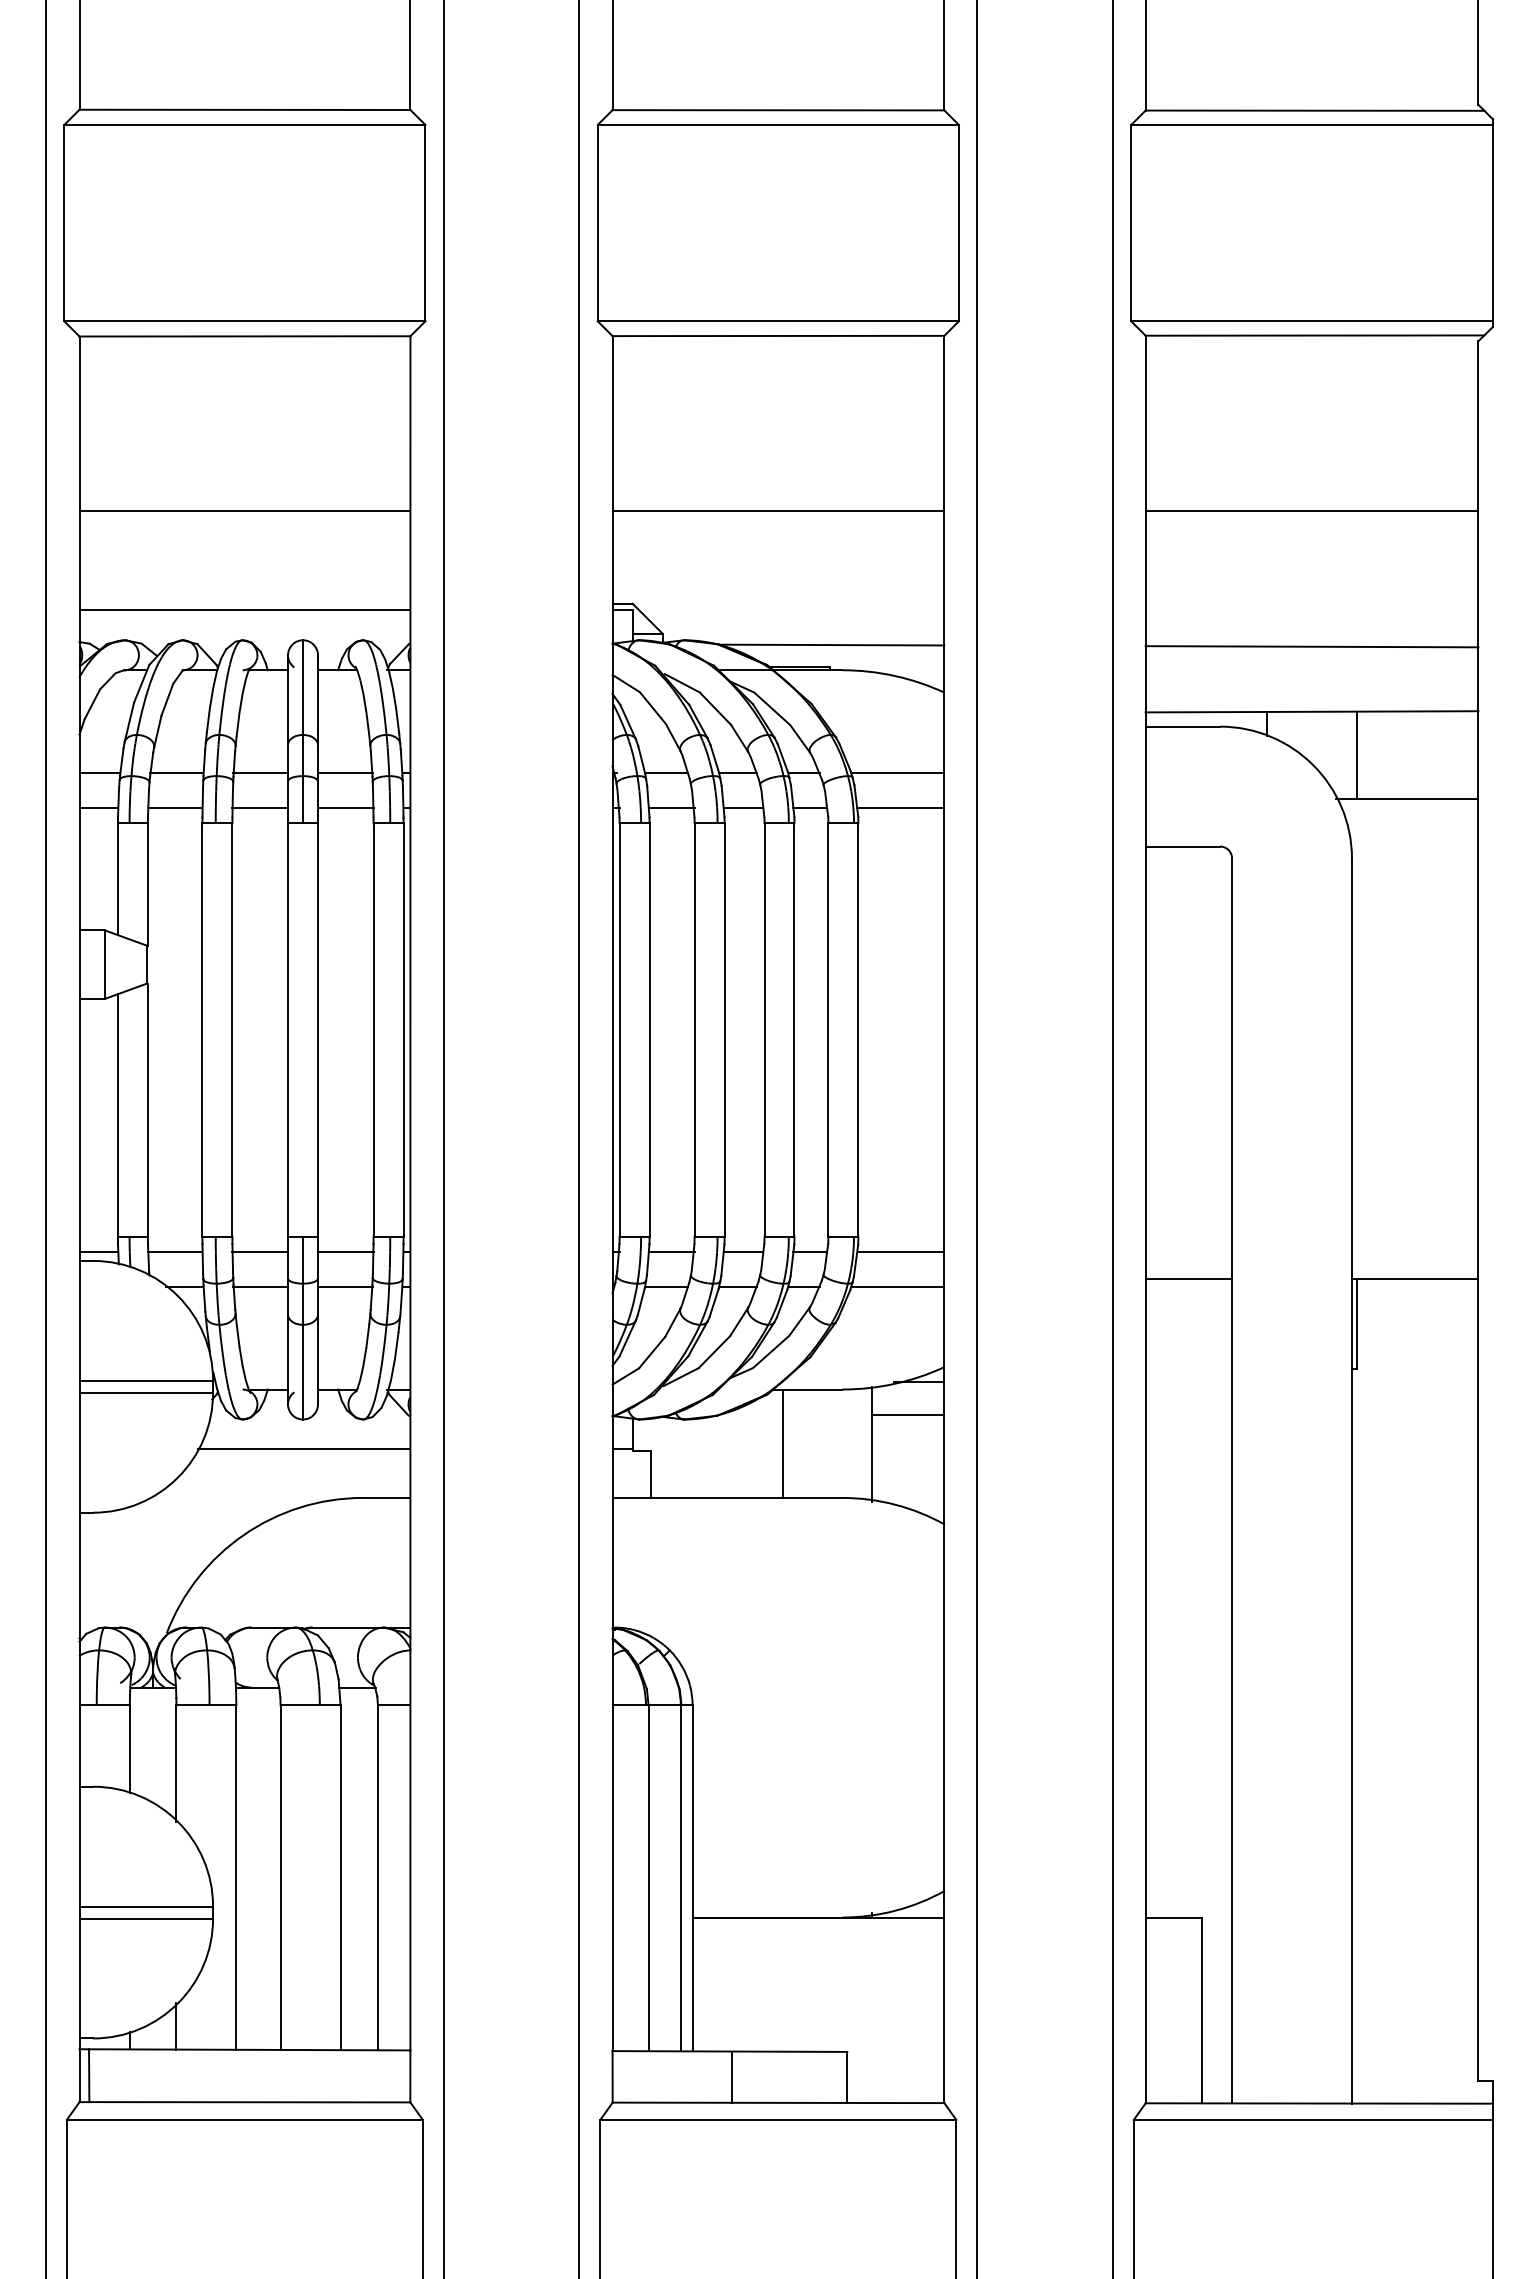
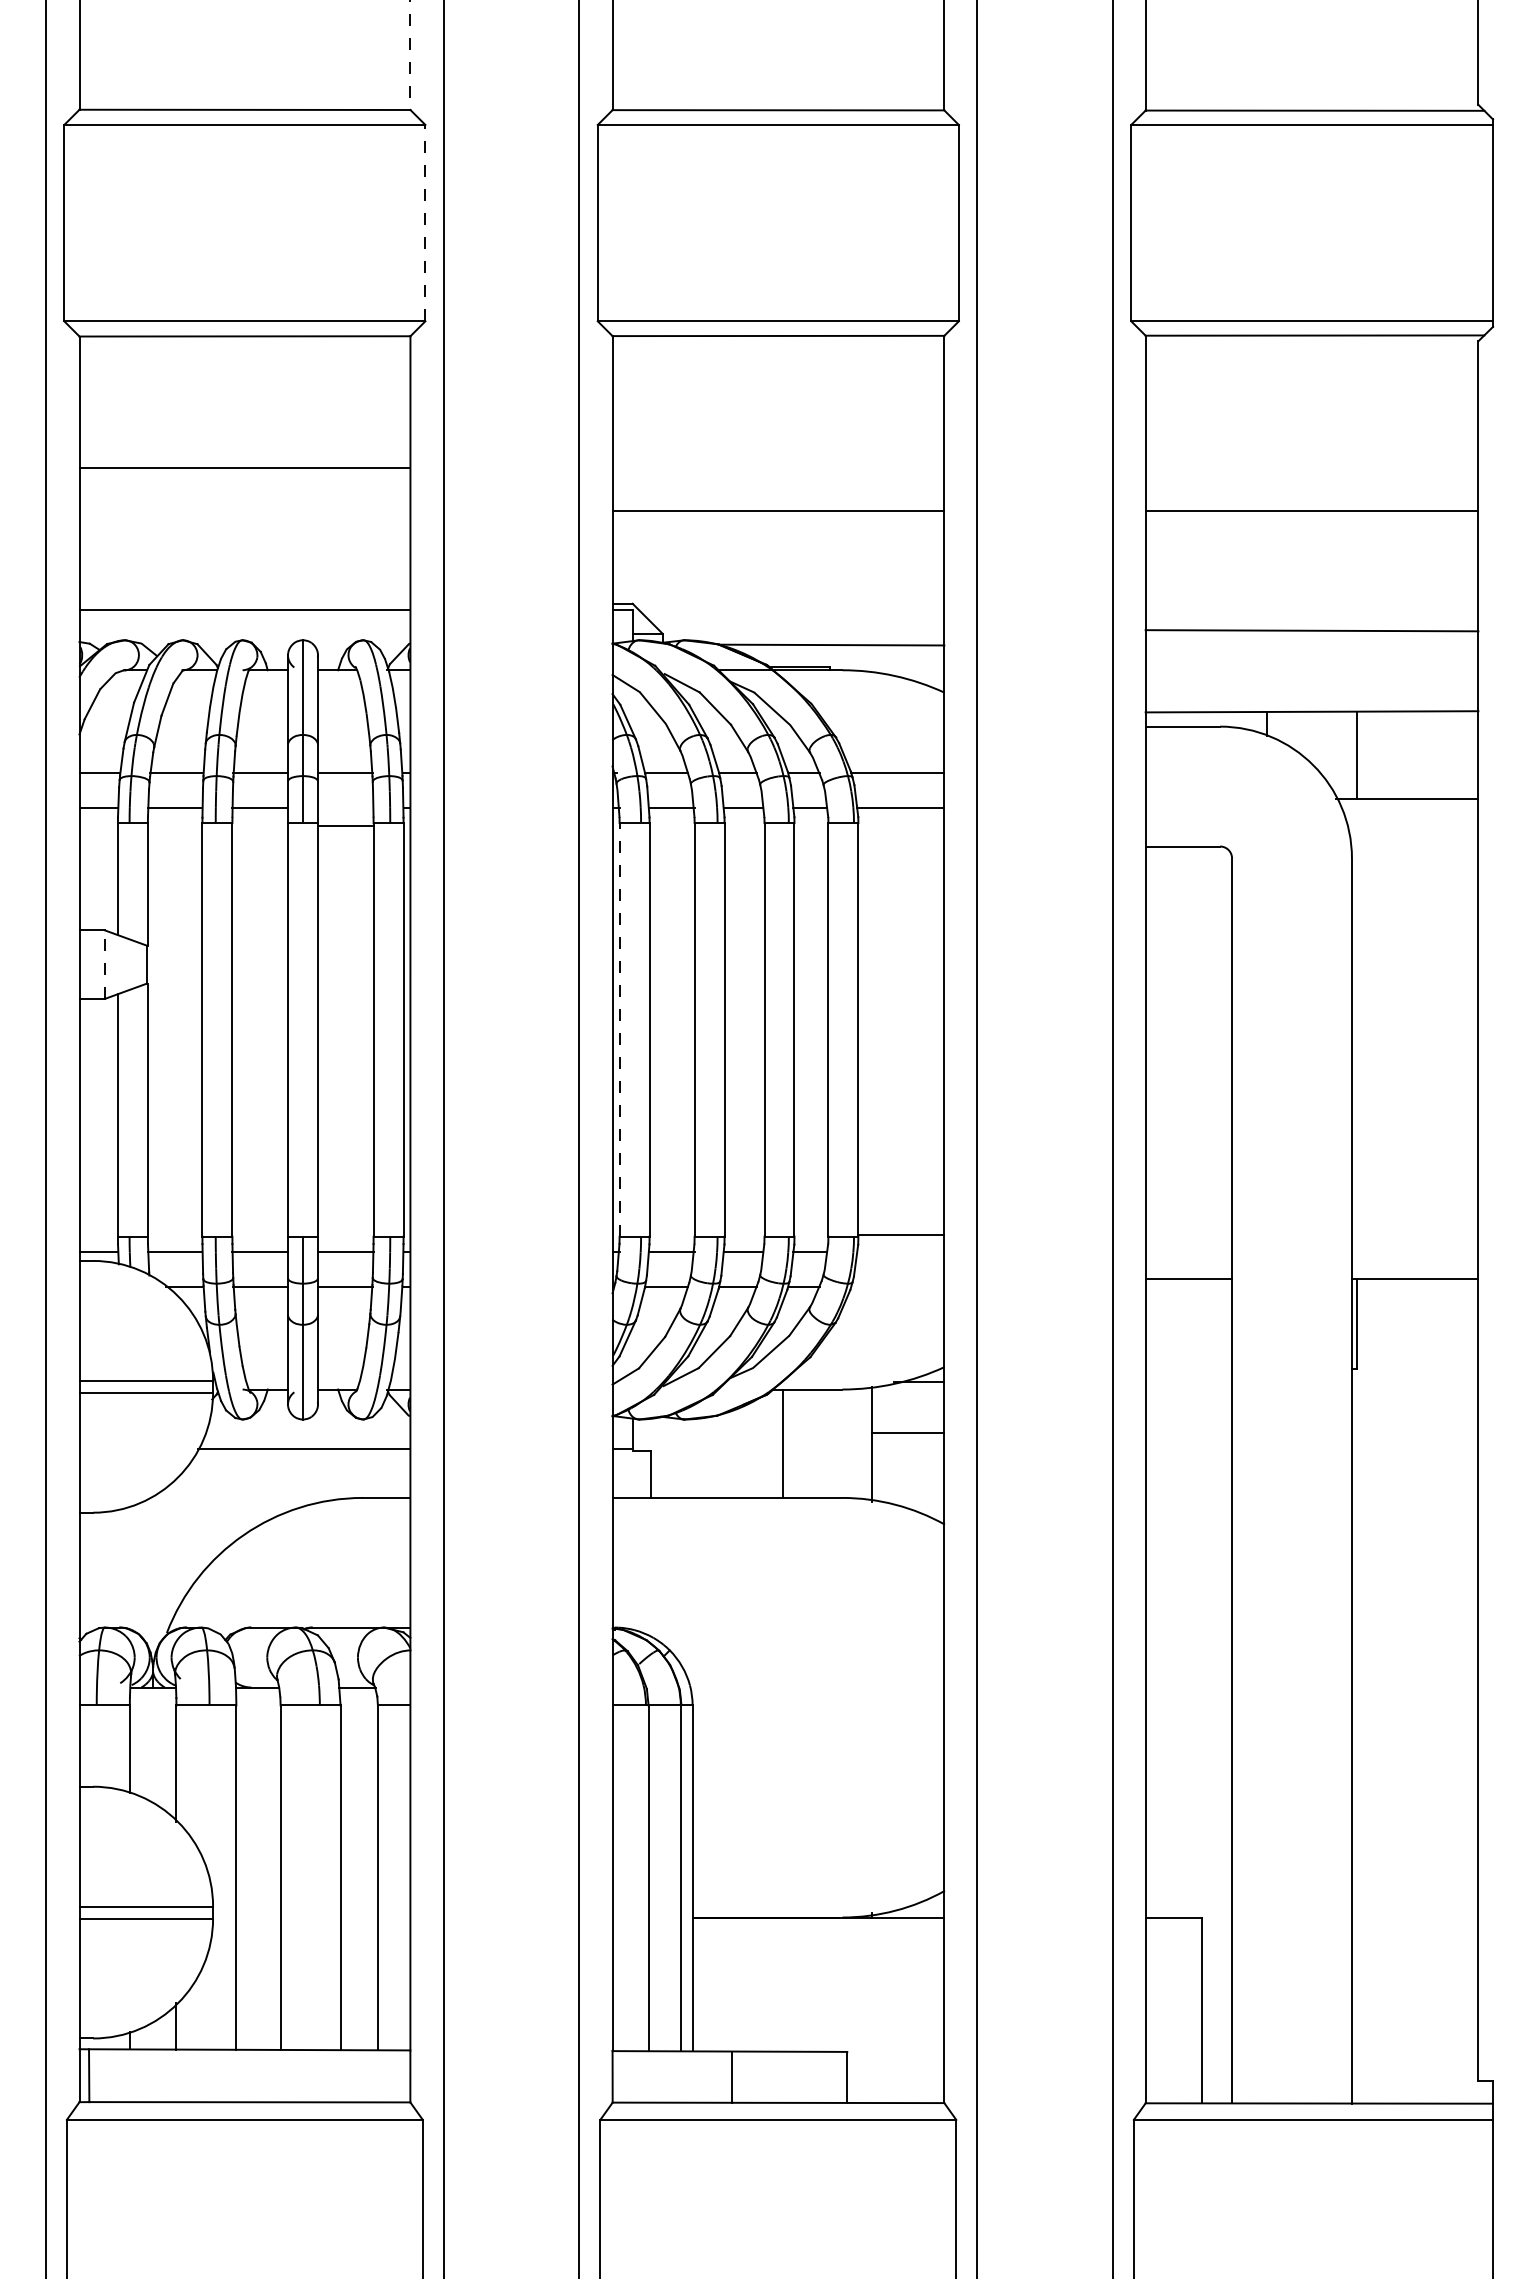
line: solid -> dashed (410, 55)
line: solid -> dashed (425, 222)
line position: (244, 511) -> (244, 468) (244, 468)
line position: (1311, 646) -> (1311, 630) (1311, 630)
line position: (345, 807) -> (345, 825) (345, 825)
line: solid -> dashed (105, 964)
line: solid -> dashed (619, 1029)
line position: (901, 1252) -> (901, 1235) (901, 1235)
line: present -> none (897, 1286)
line position: (908, 1414) -> (908, 1432) (908, 1432)
